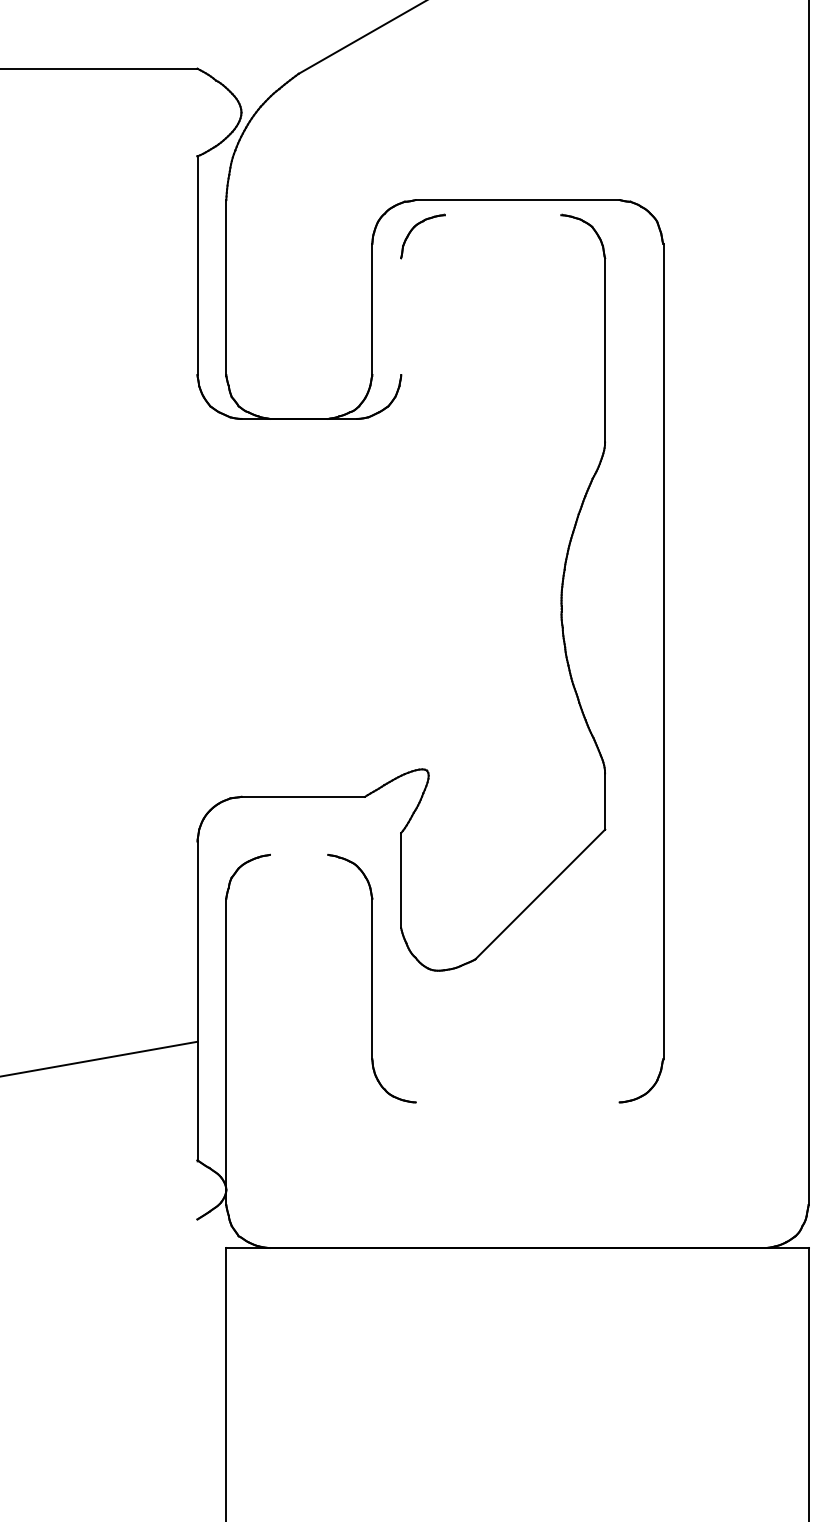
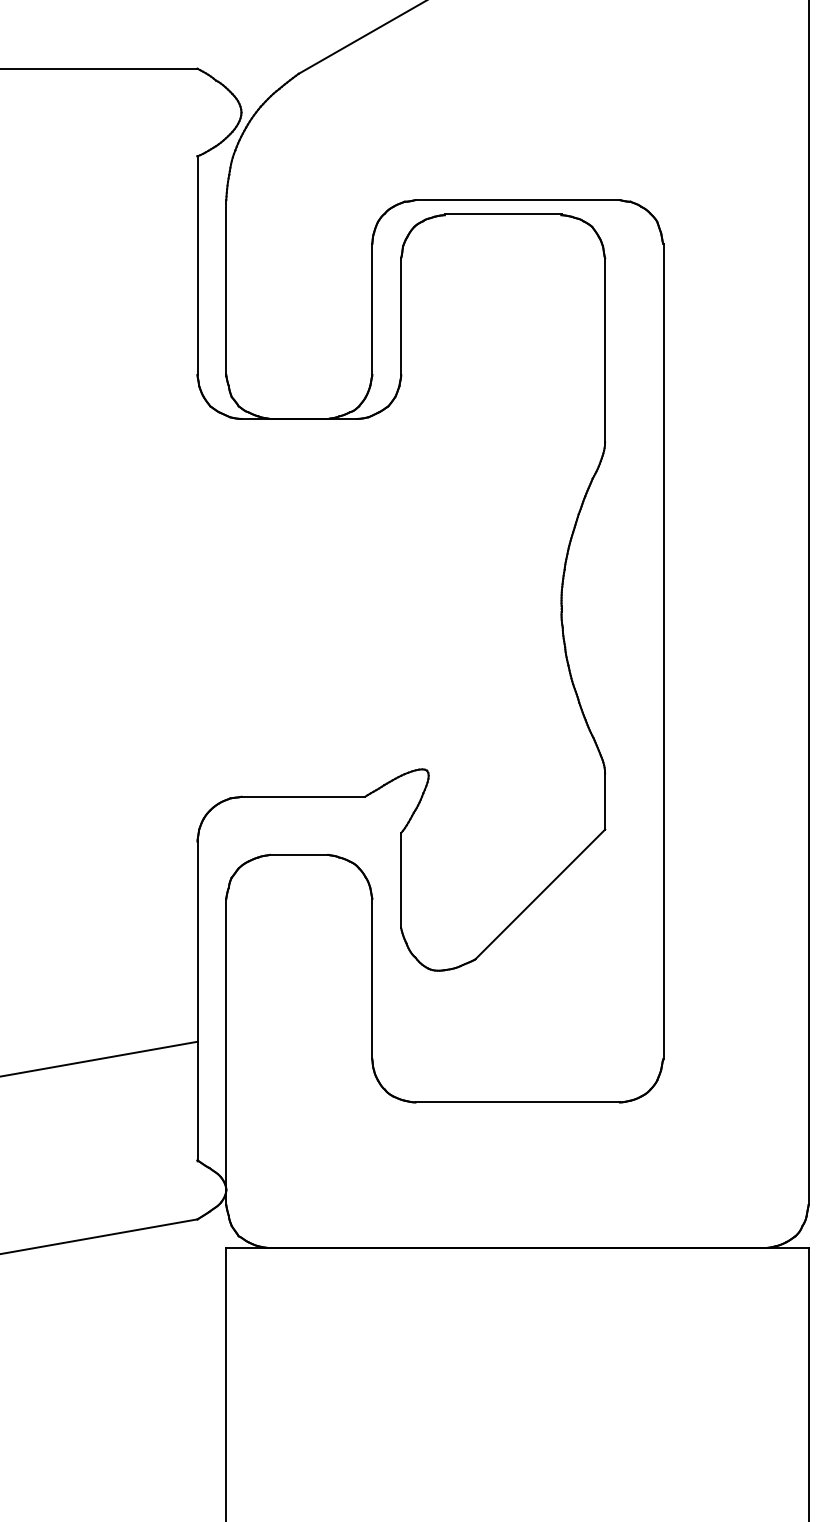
line: none -> present (502, 214)
line: none -> present (401, 316)
line: none -> present (299, 854)
line: none -> present (517, 1102)
line: none -> present (99, 1236)
